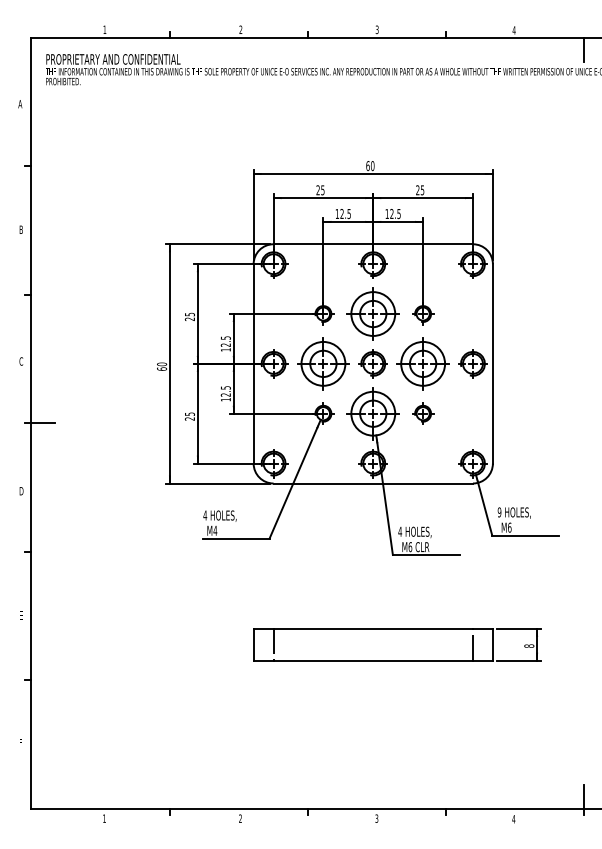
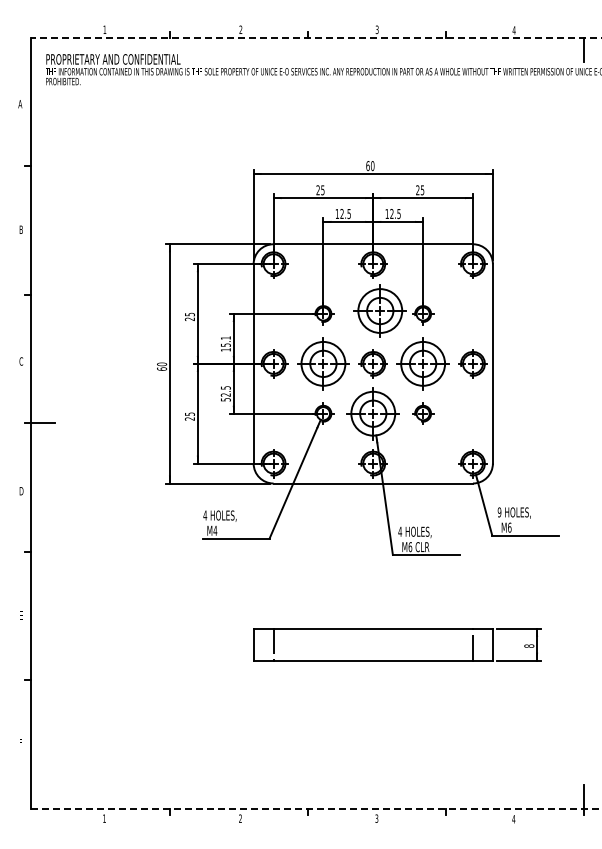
line: solid -> dashed (316, 37)
part position: (372, 313) -> (379, 310) (379, 310)
text: 12.5 -> 15.1 (225, 341)
text: 12.5 -> 52.5 (225, 399)
line: solid -> dashed (316, 808)
